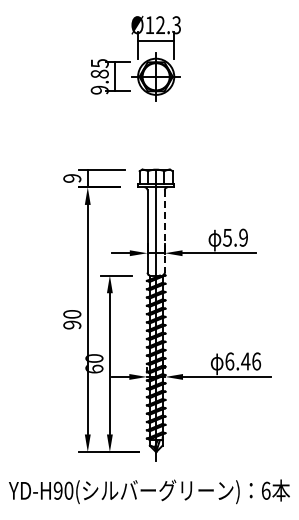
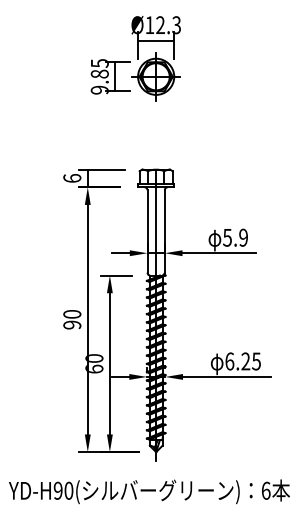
text: 9 -> 6 (72, 178)
line: dashed -> solid (164, 231)
text: 6.46 -> 6.25 (251, 361)
